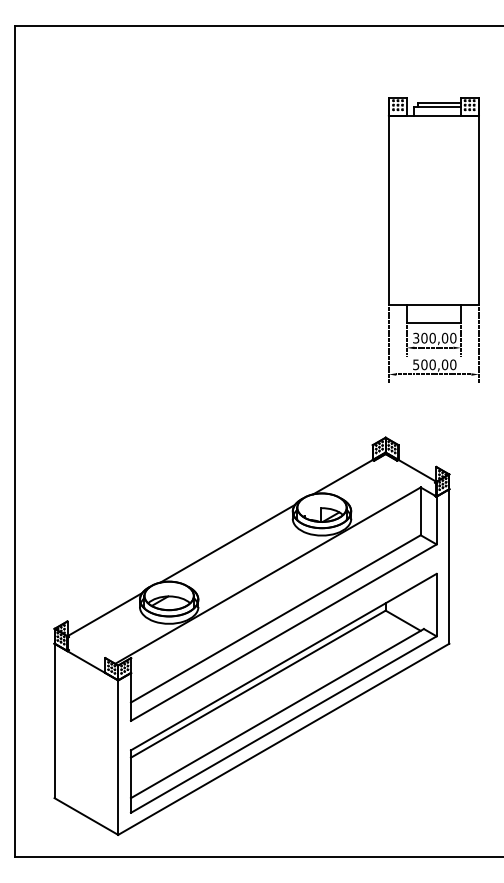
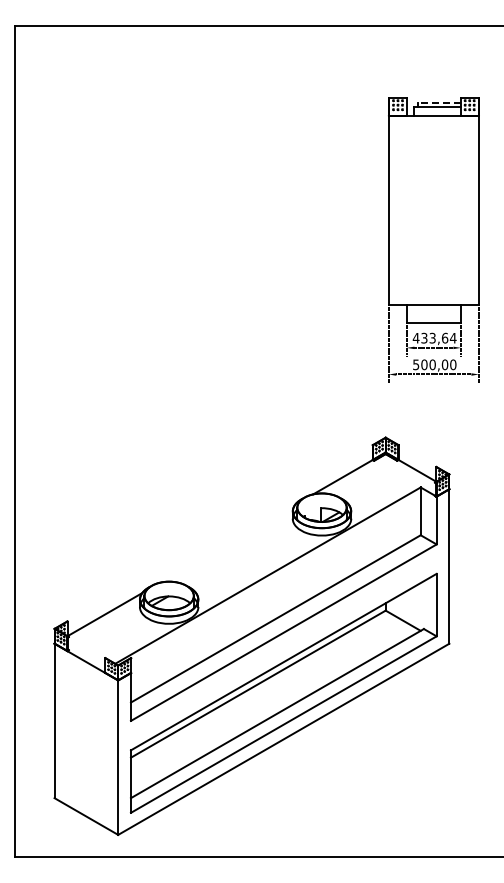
line: solid -> dashed (438, 102)
text: 300,00 -> 433,64 (434, 337)
line: present -> none (227, 543)
